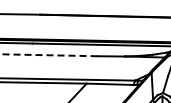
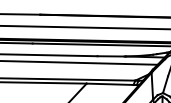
line: none -> present (84, 27)
line: dashed -> solid (48, 55)
line: none -> present (79, 62)
